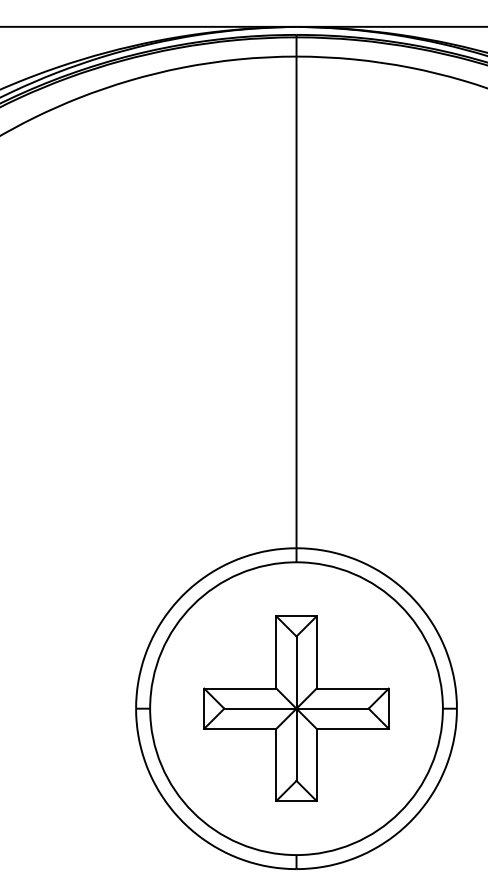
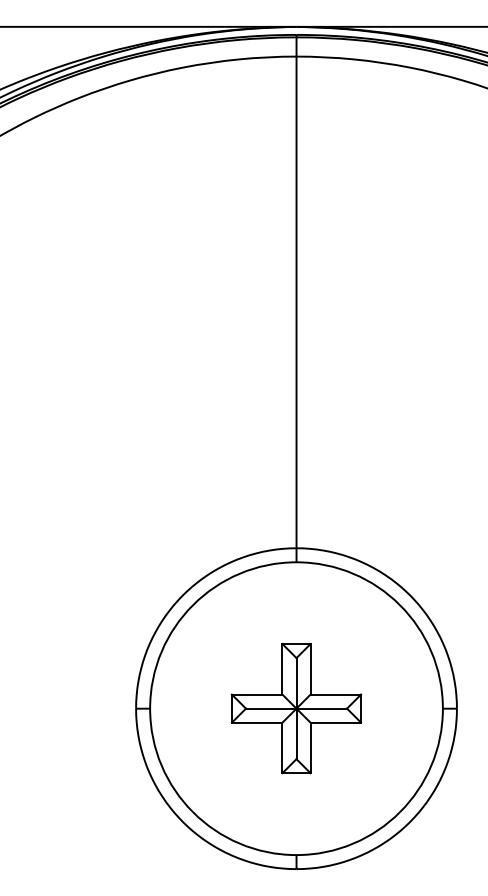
part size: 187x187 px -> 133x132 px (296, 708)
